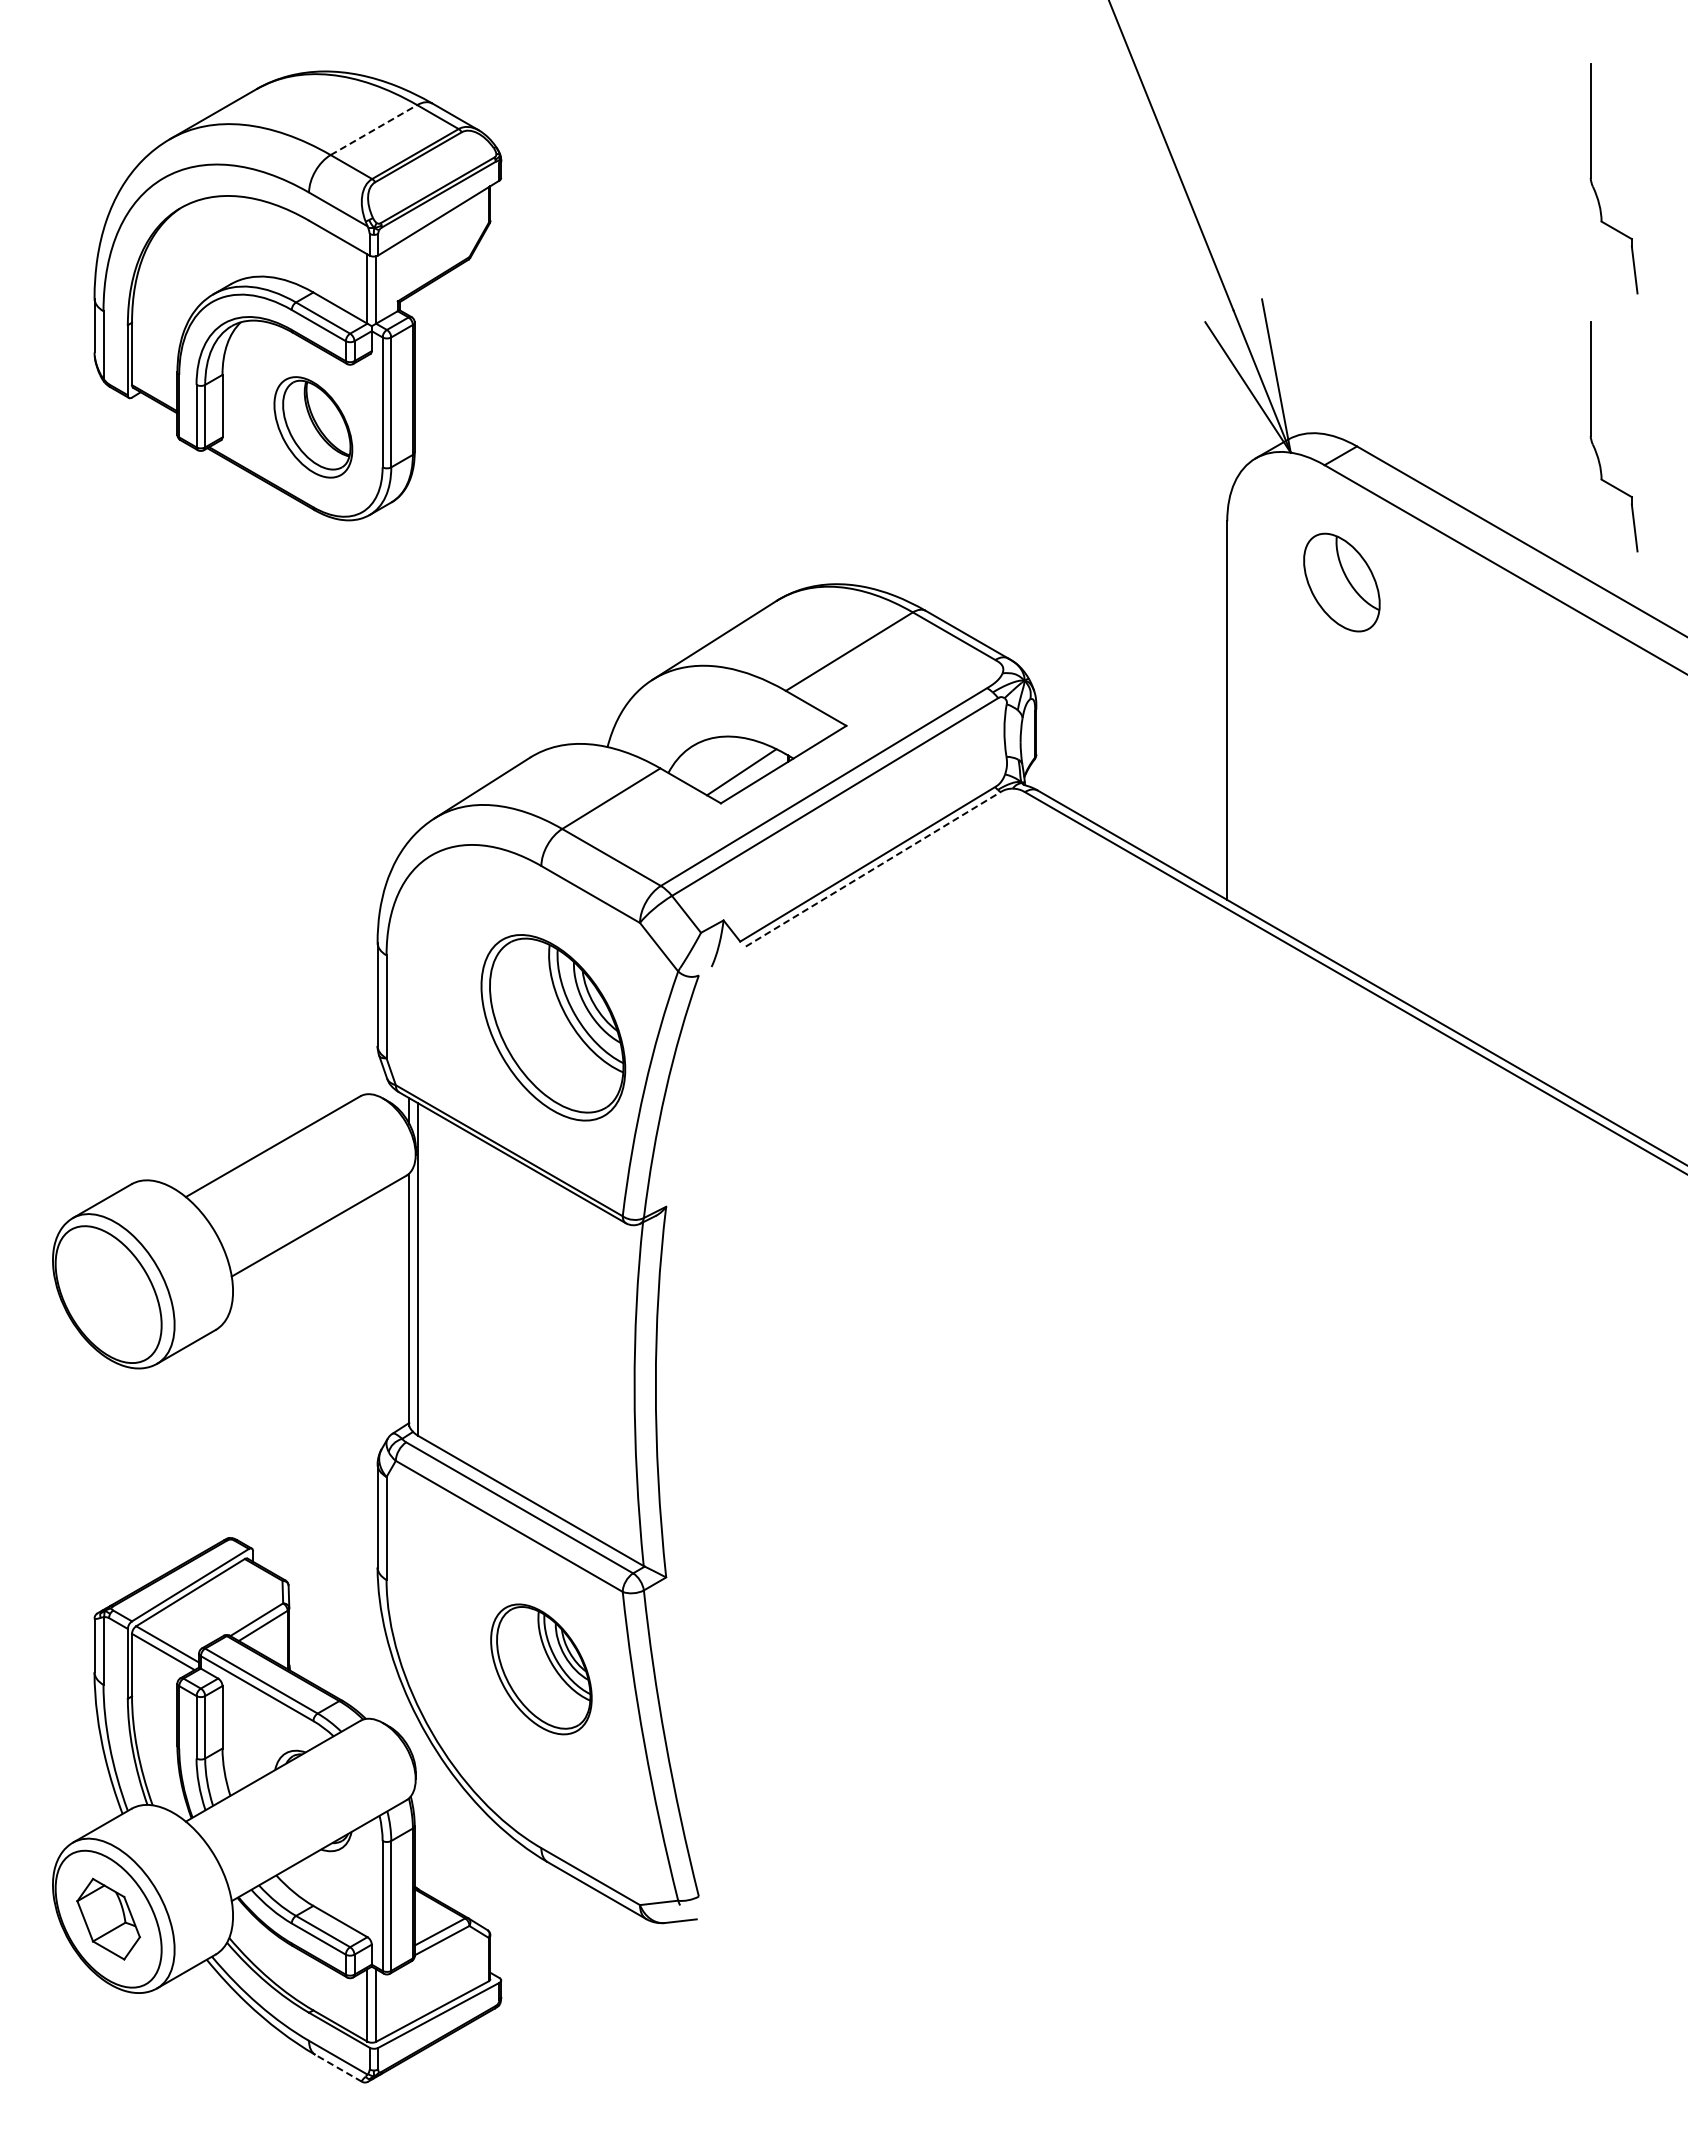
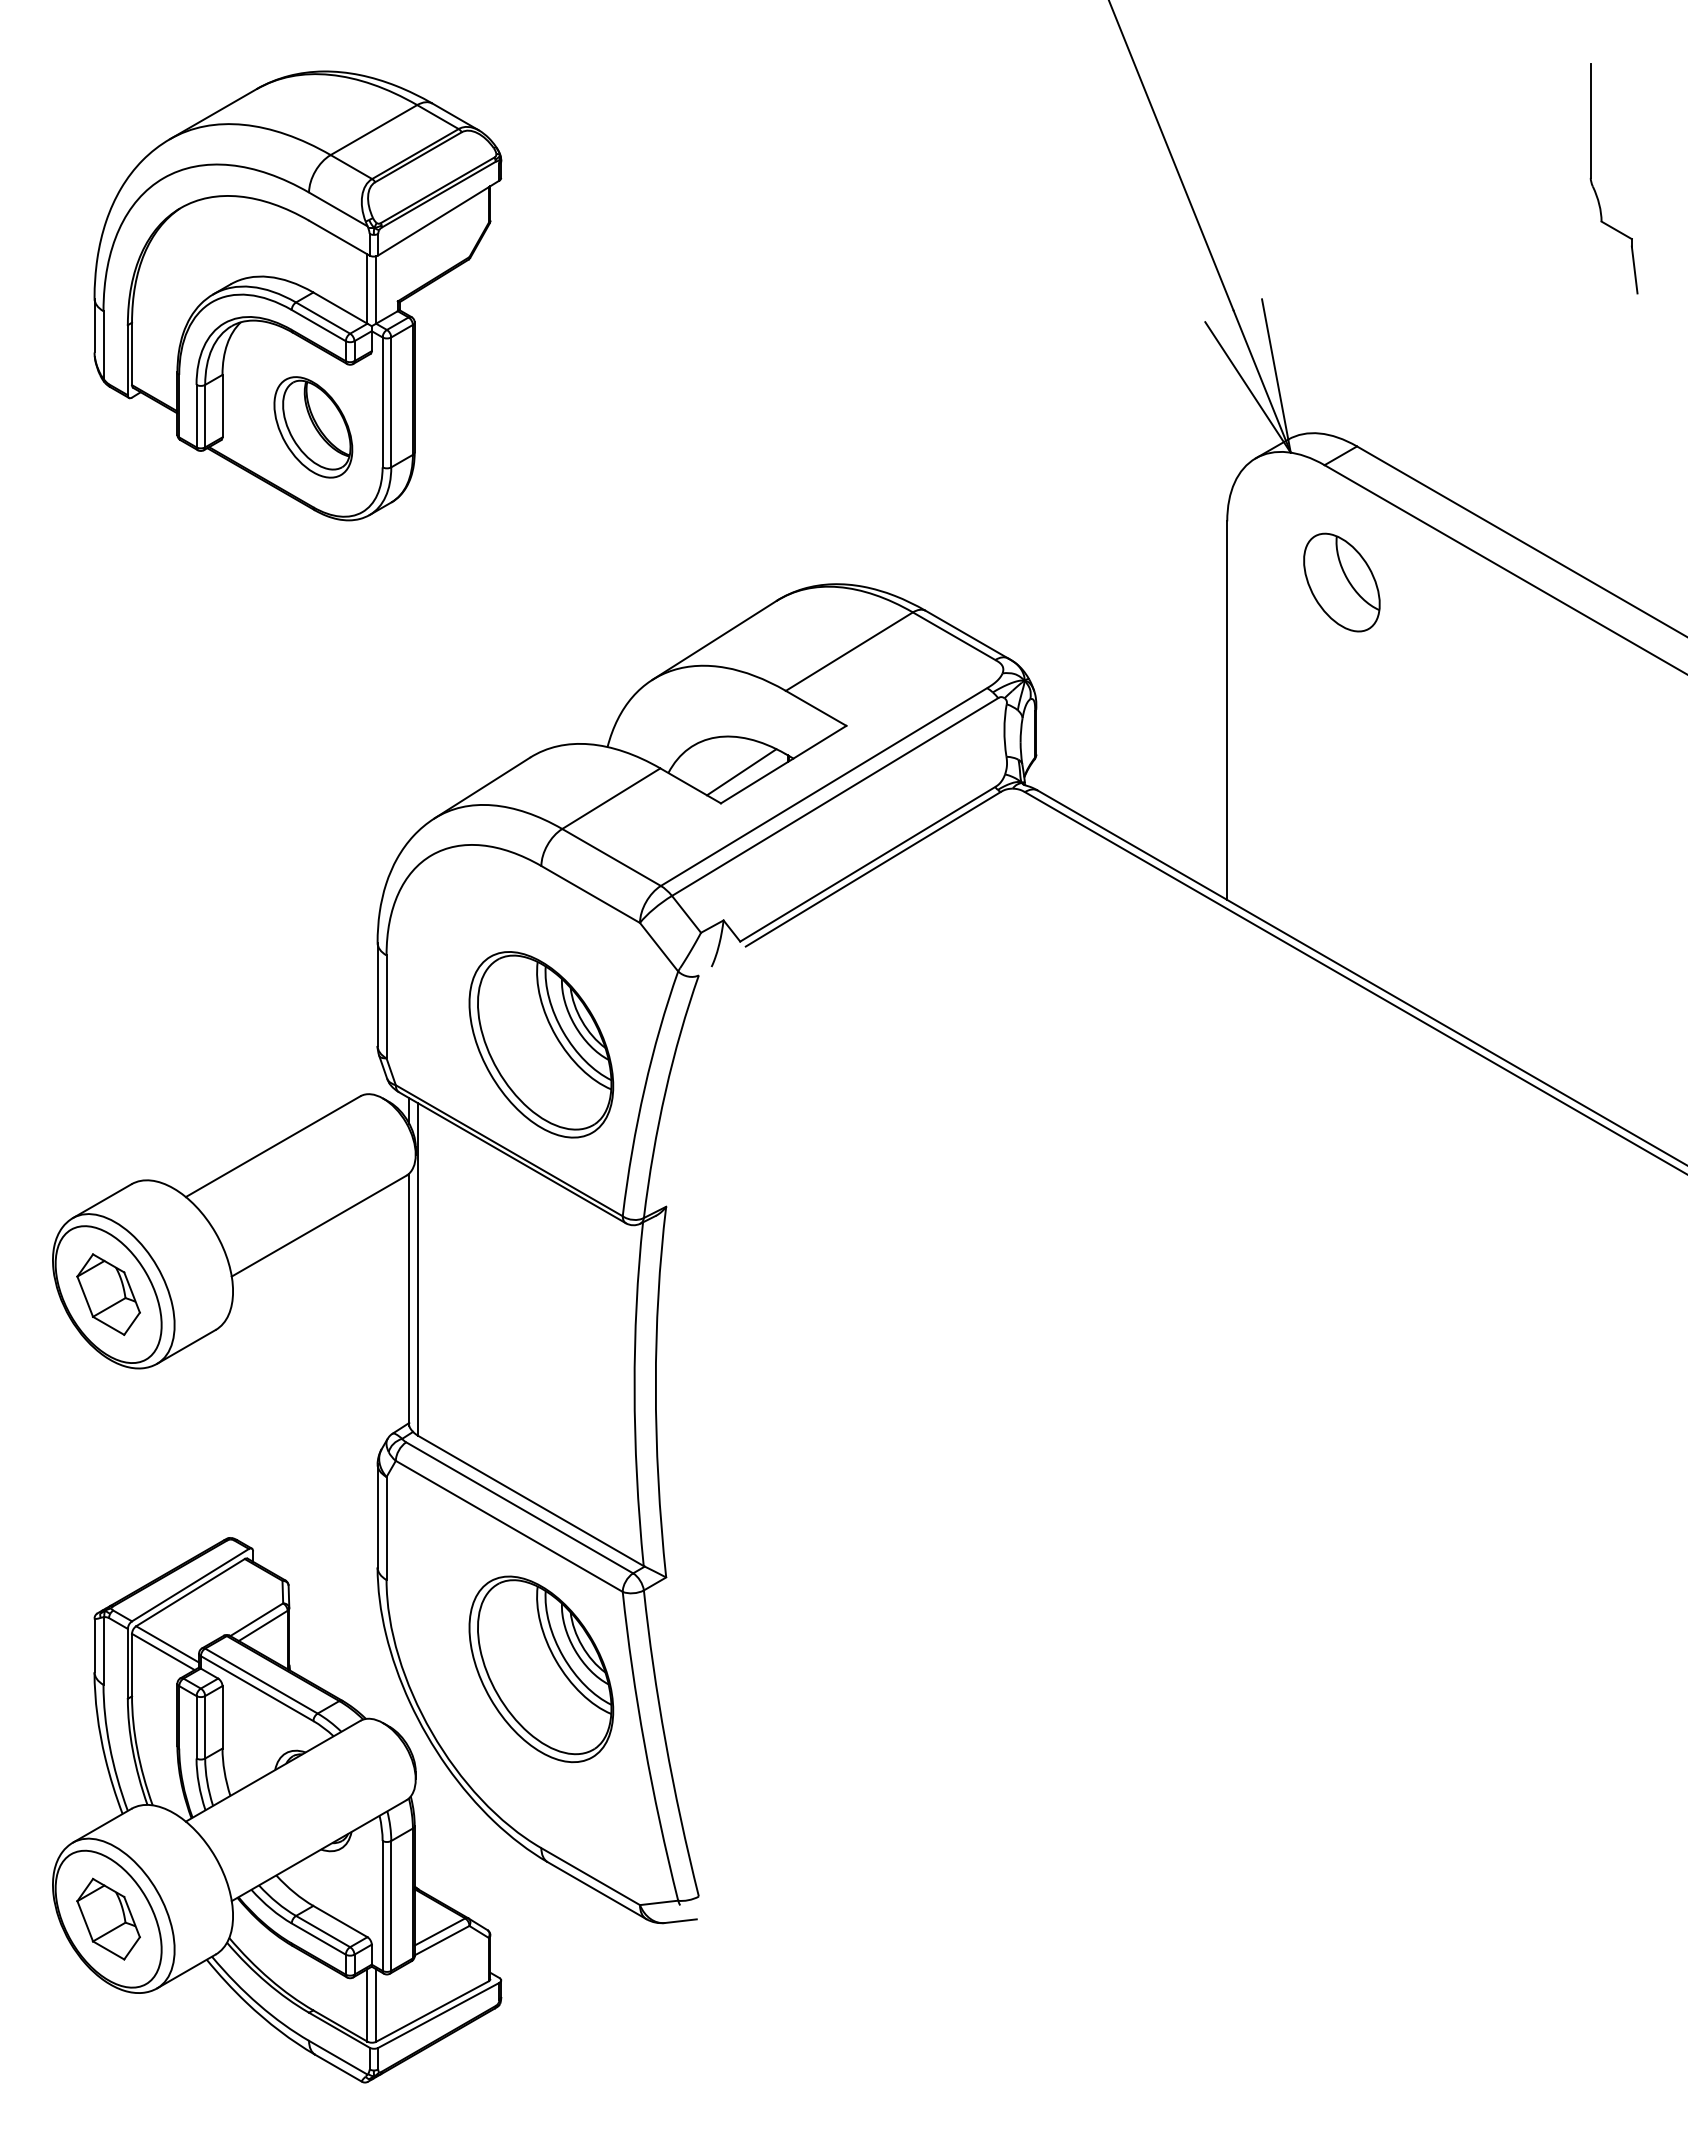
line: dashed -> solid (373, 130)
part: present -> none (1594, 445)
line: dashed -> solid (873, 869)
part position: (553, 1027) -> (541, 1044) (541, 1044)
part: none -> present (108, 1294)
part size: 103x133 px -> 147x189 px (541, 1669)
line: dashed -> solid (338, 2068)
